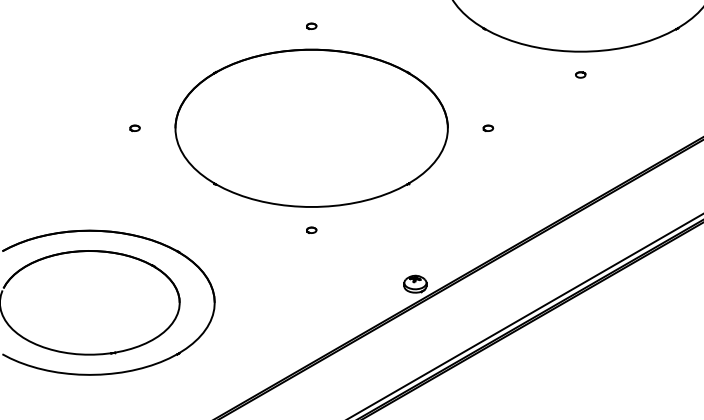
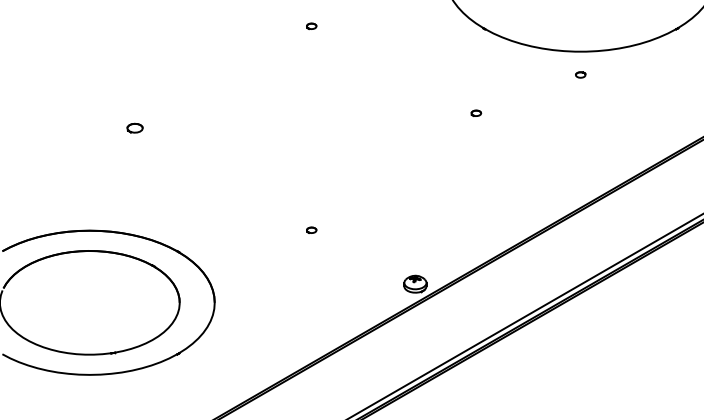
part: present -> none (311, 127)
part position: (488, 127) -> (476, 112) (476, 112)
part size: 12x9 px -> 18x12 px (134, 127)
